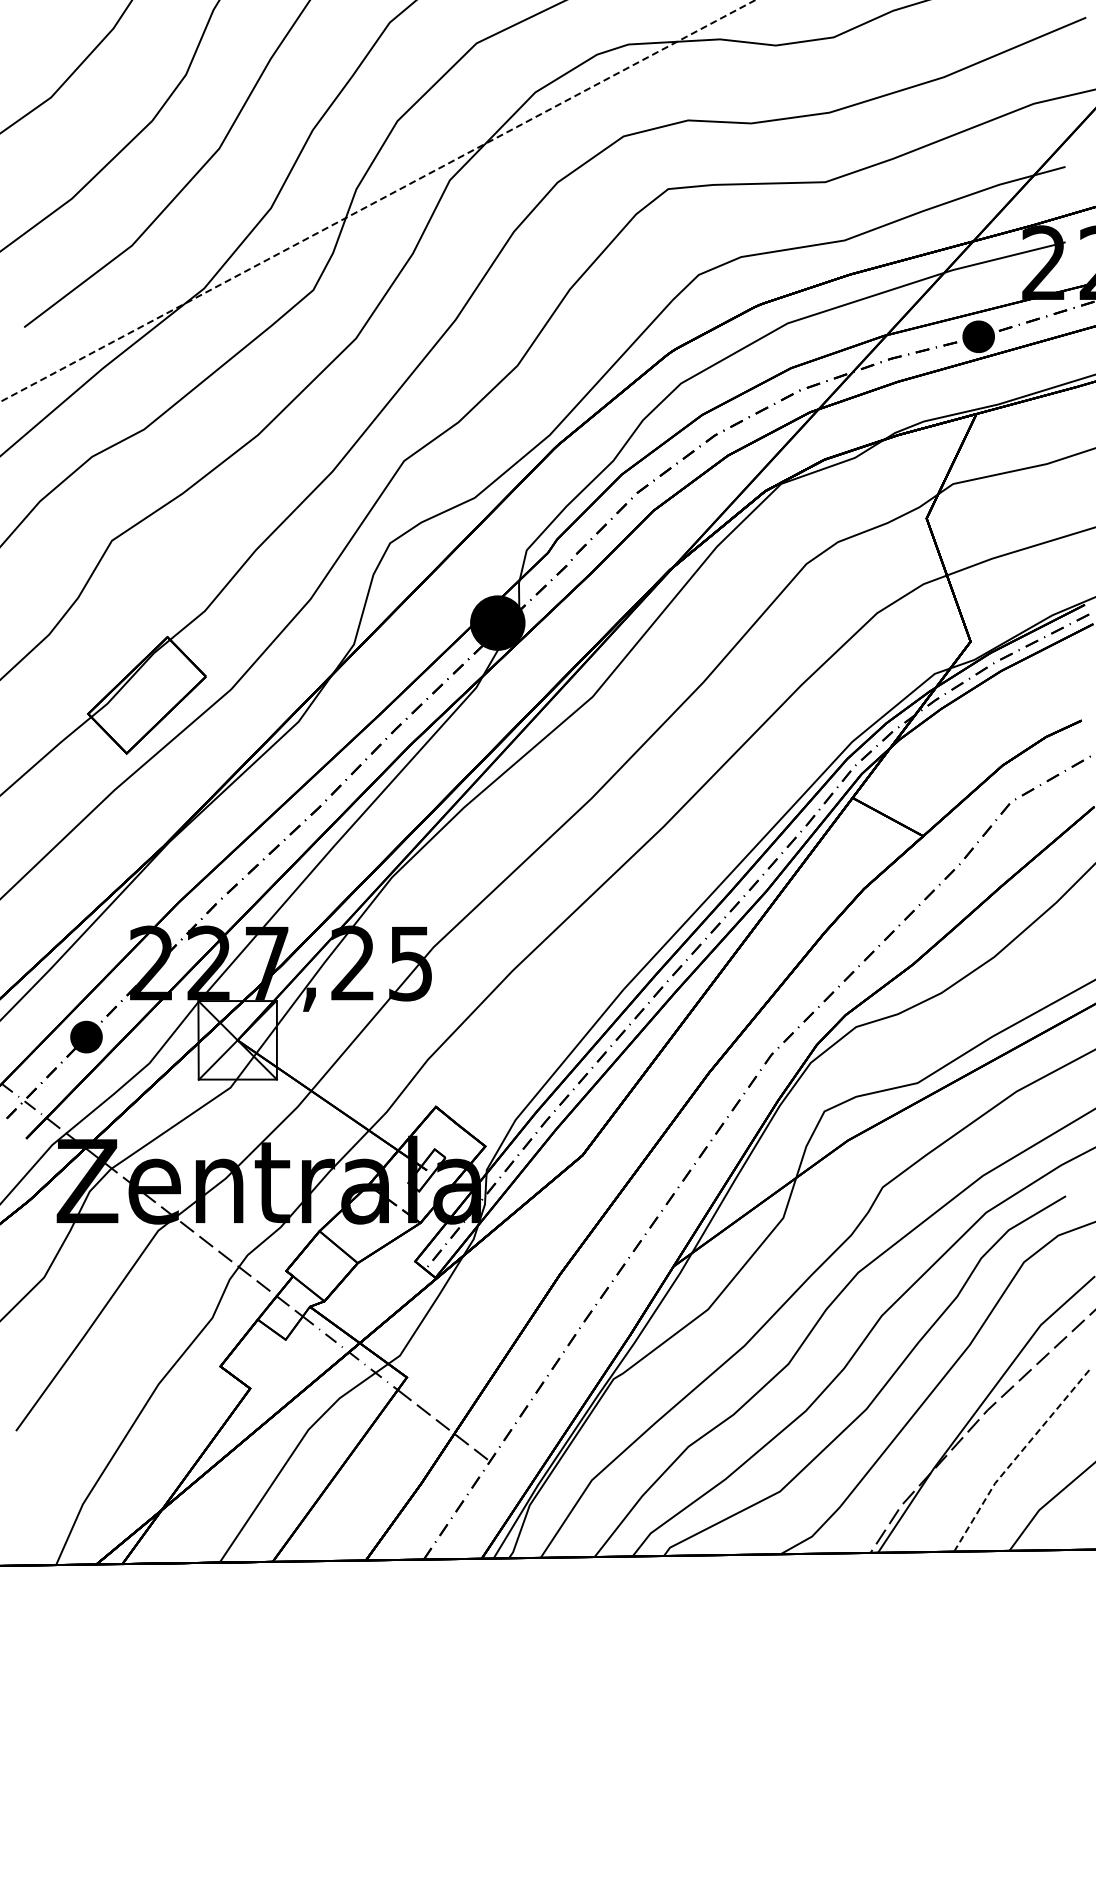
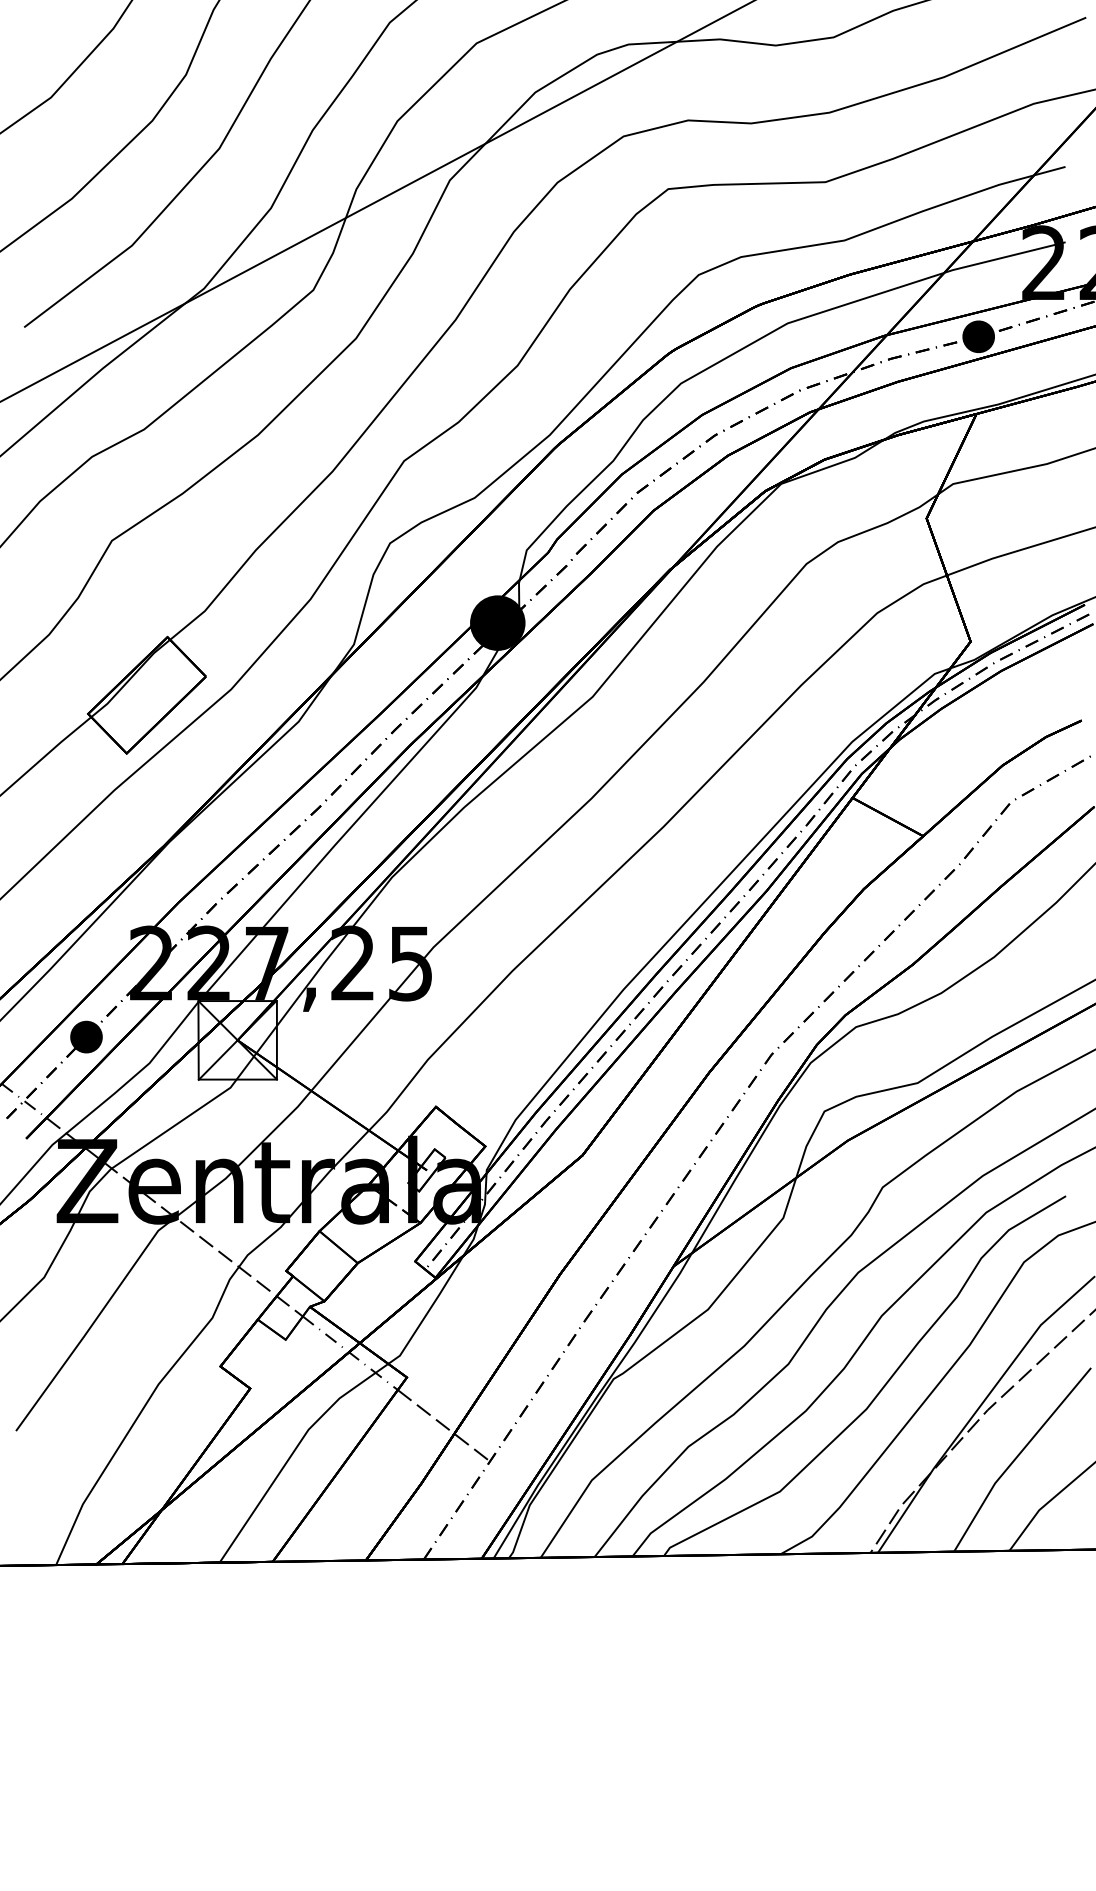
line: dashed -> solid (378, 200)
line: dashed -> solid (1017, 1456)
